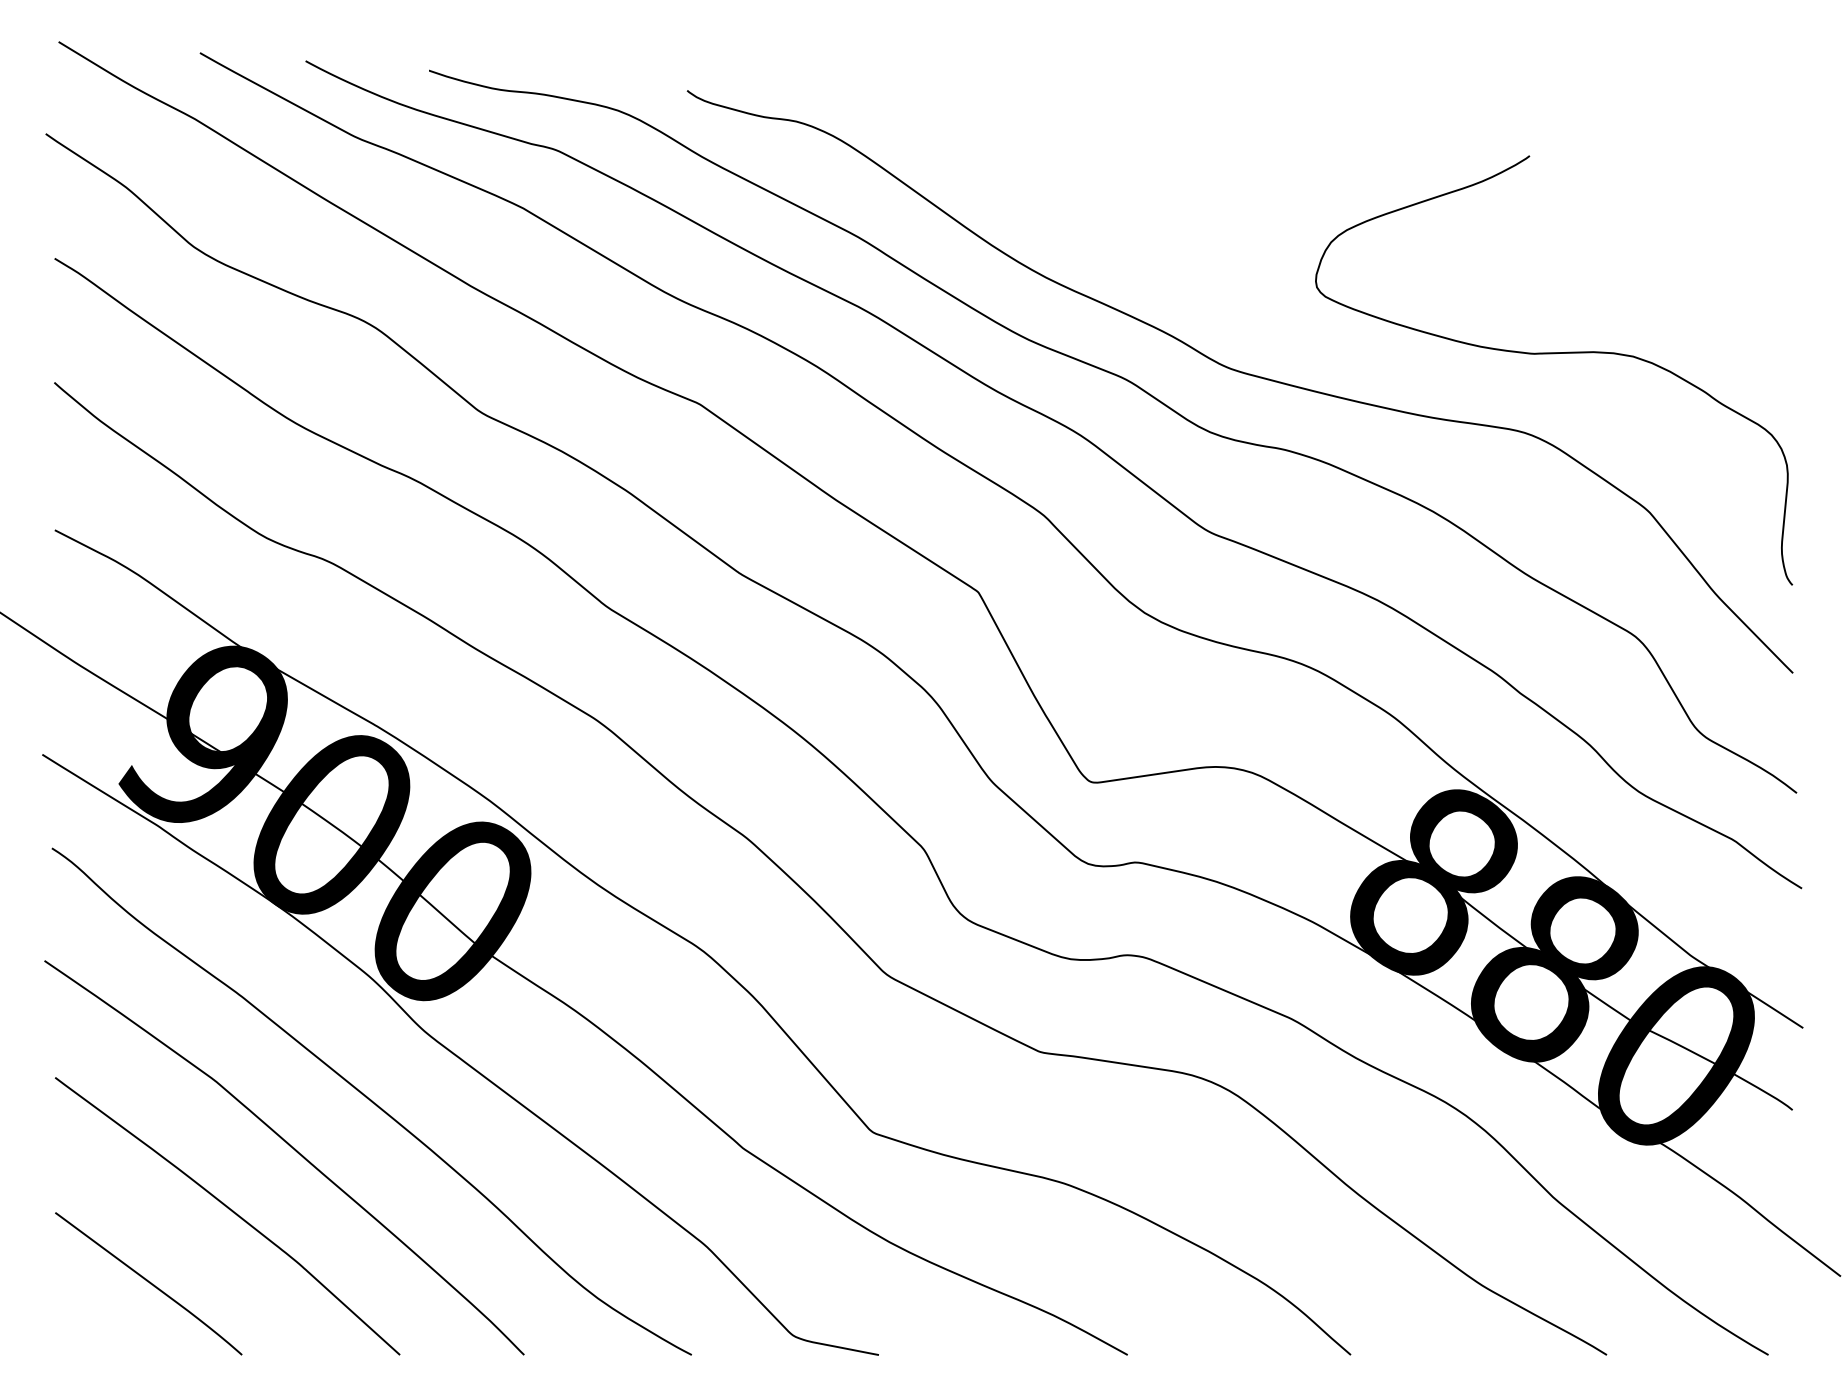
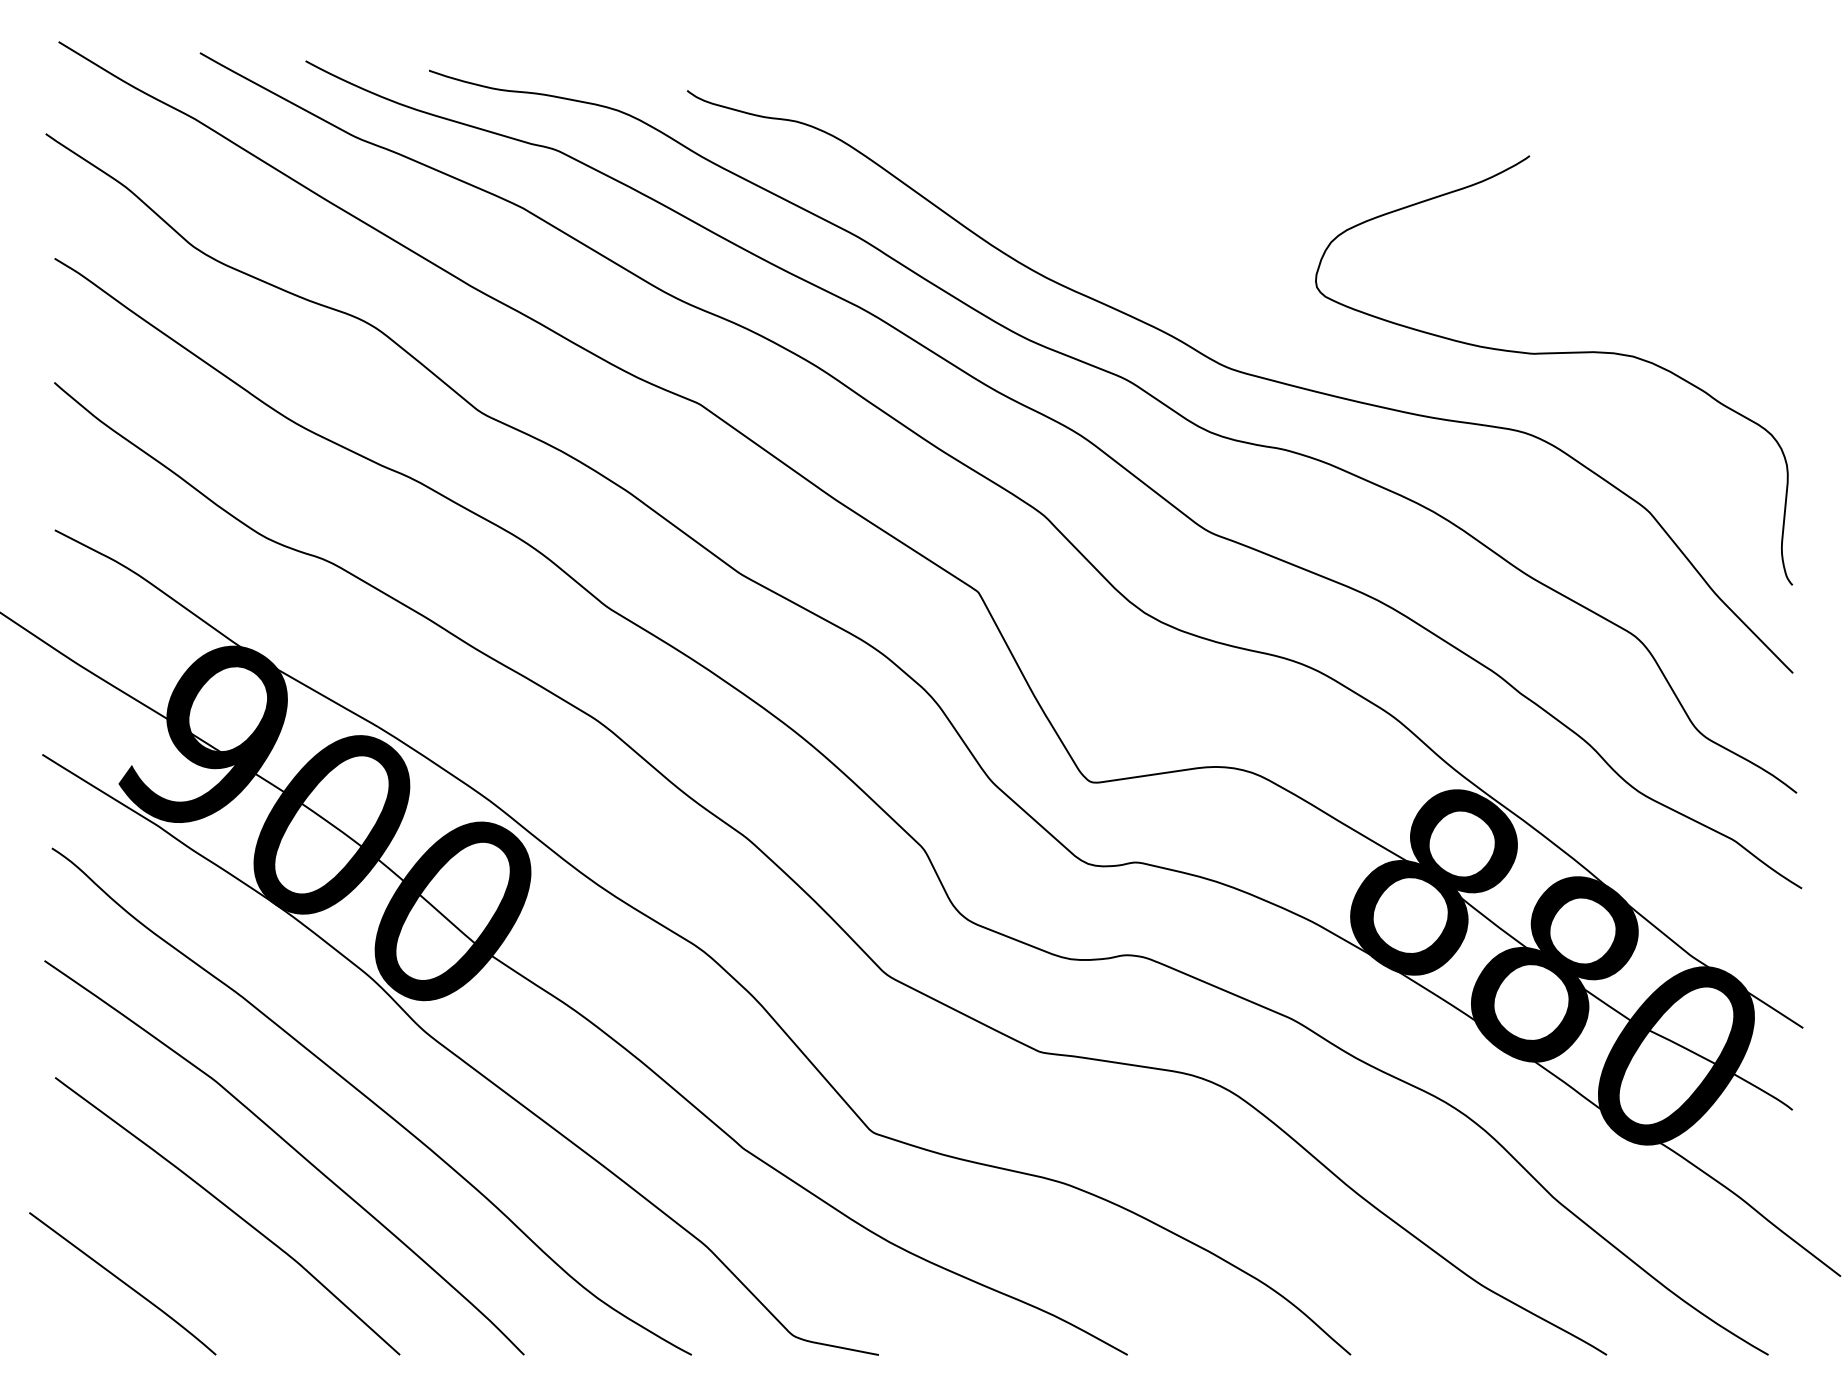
curve position: (148, 1282) -> (122, 1282) (122, 1282)
